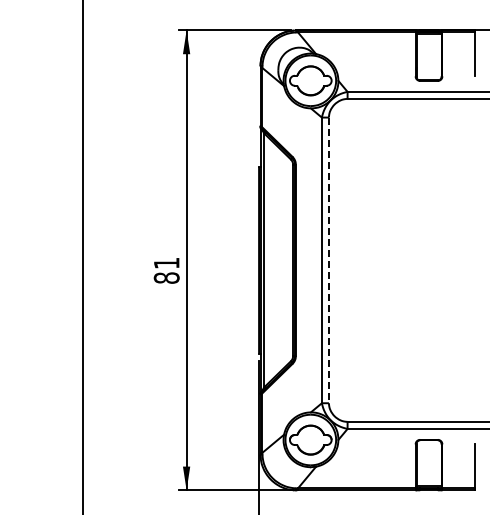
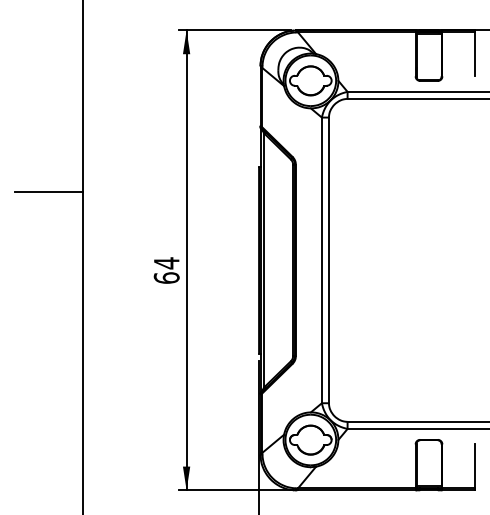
line: none -> present (48, 192)
line: dashed -> solid (328, 260)
text: 81 -> 64 (166, 270)
